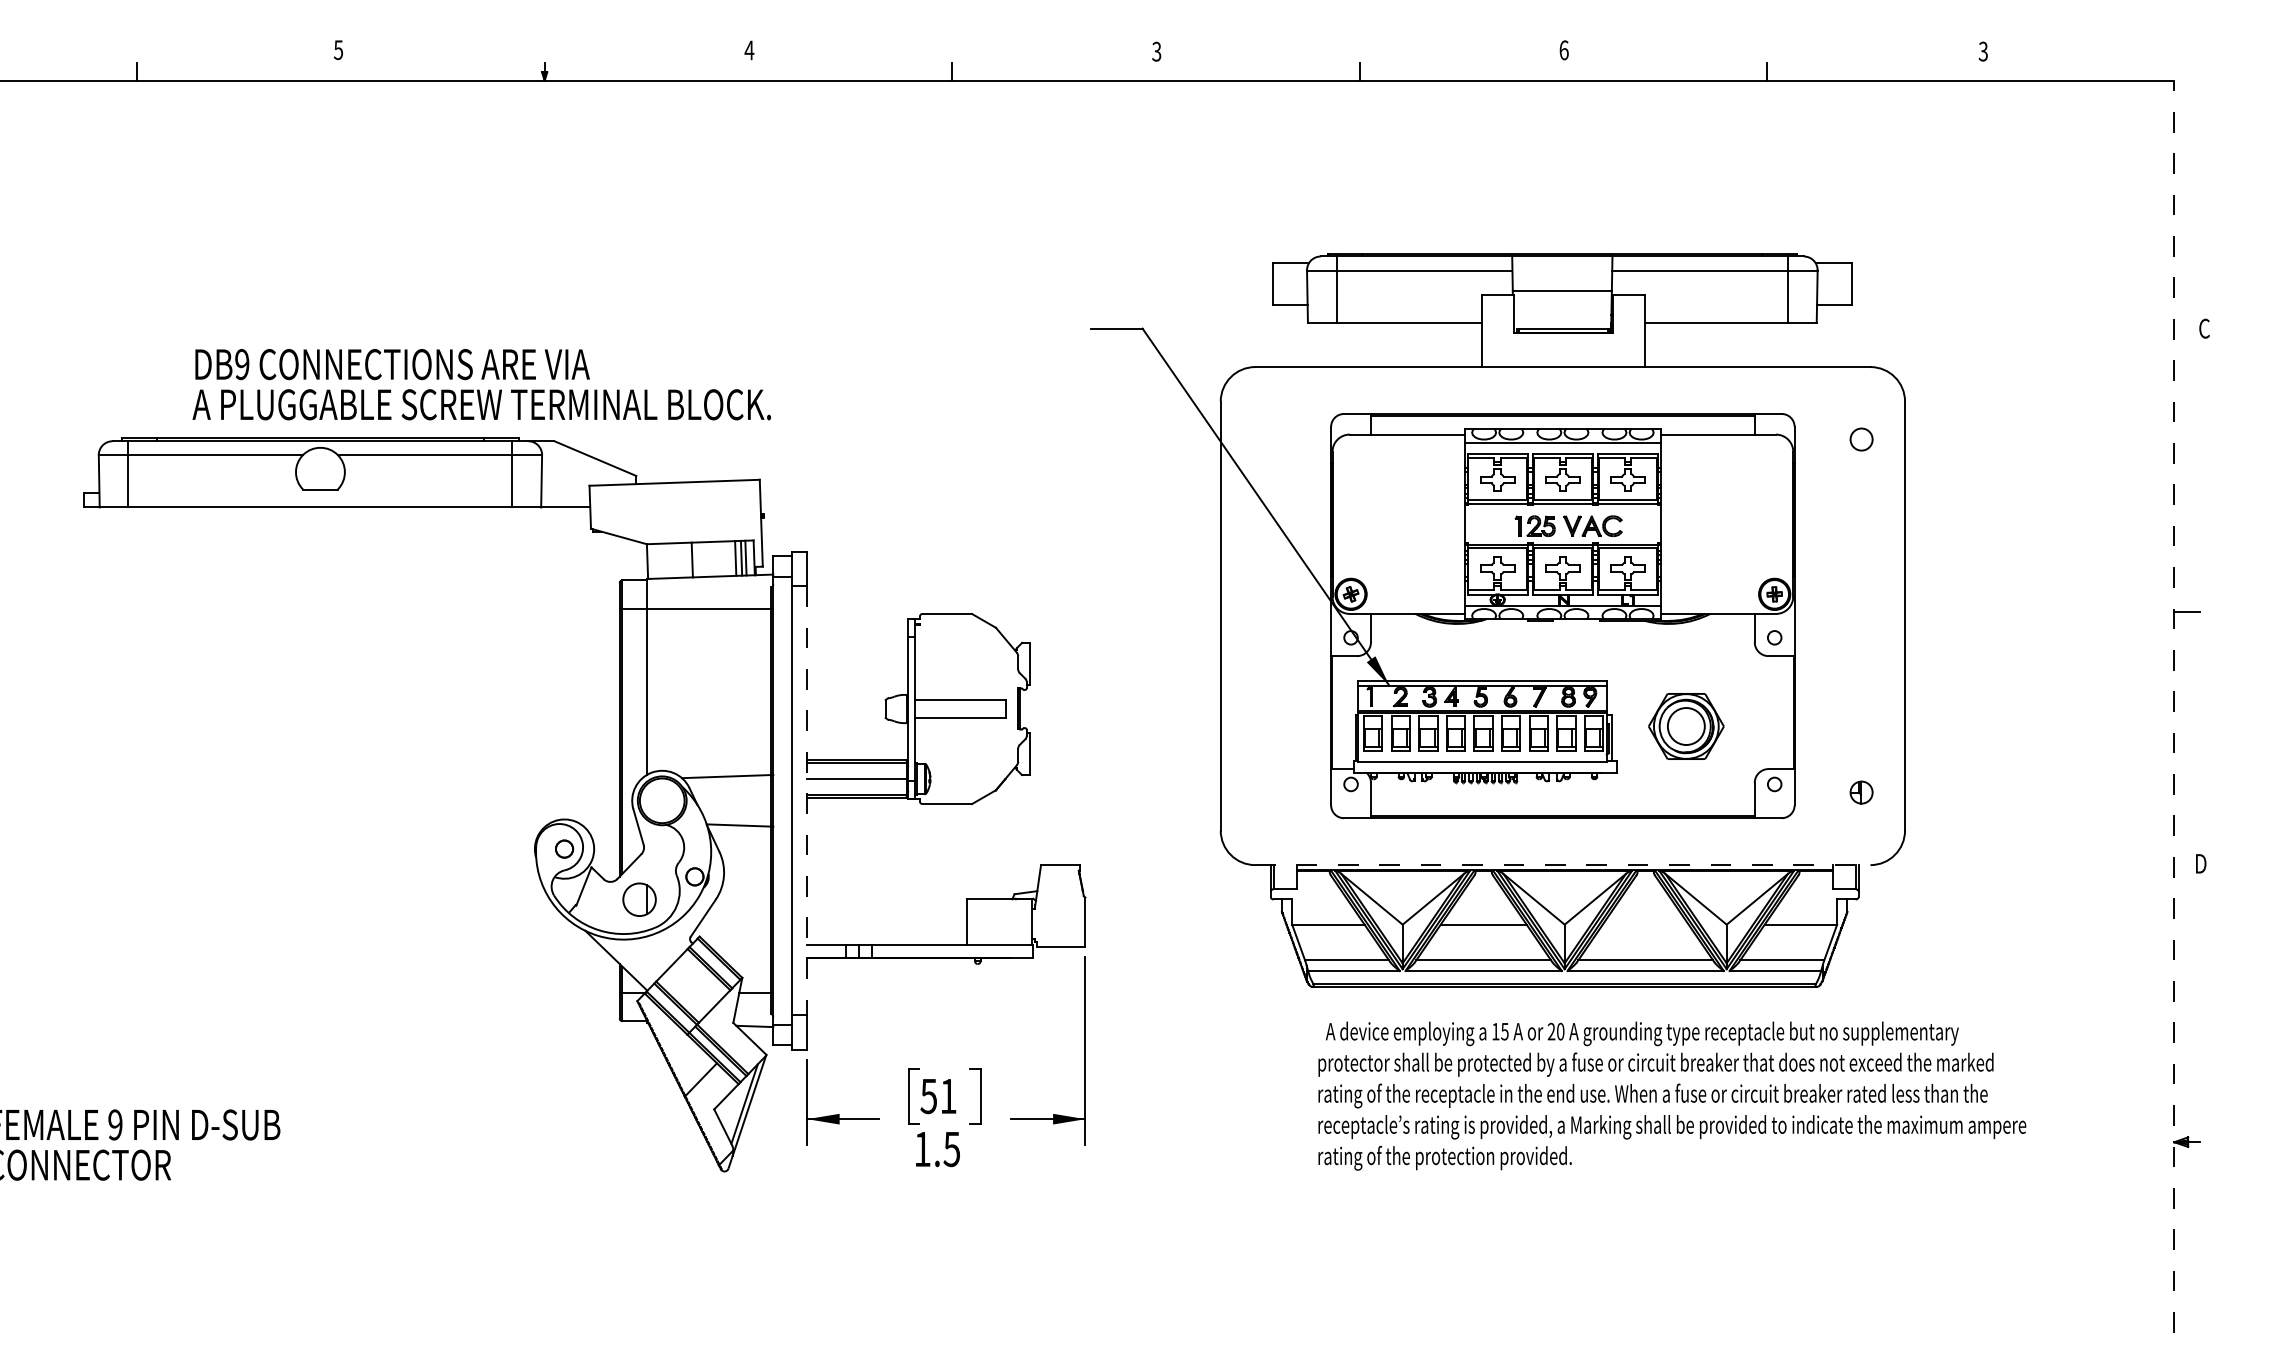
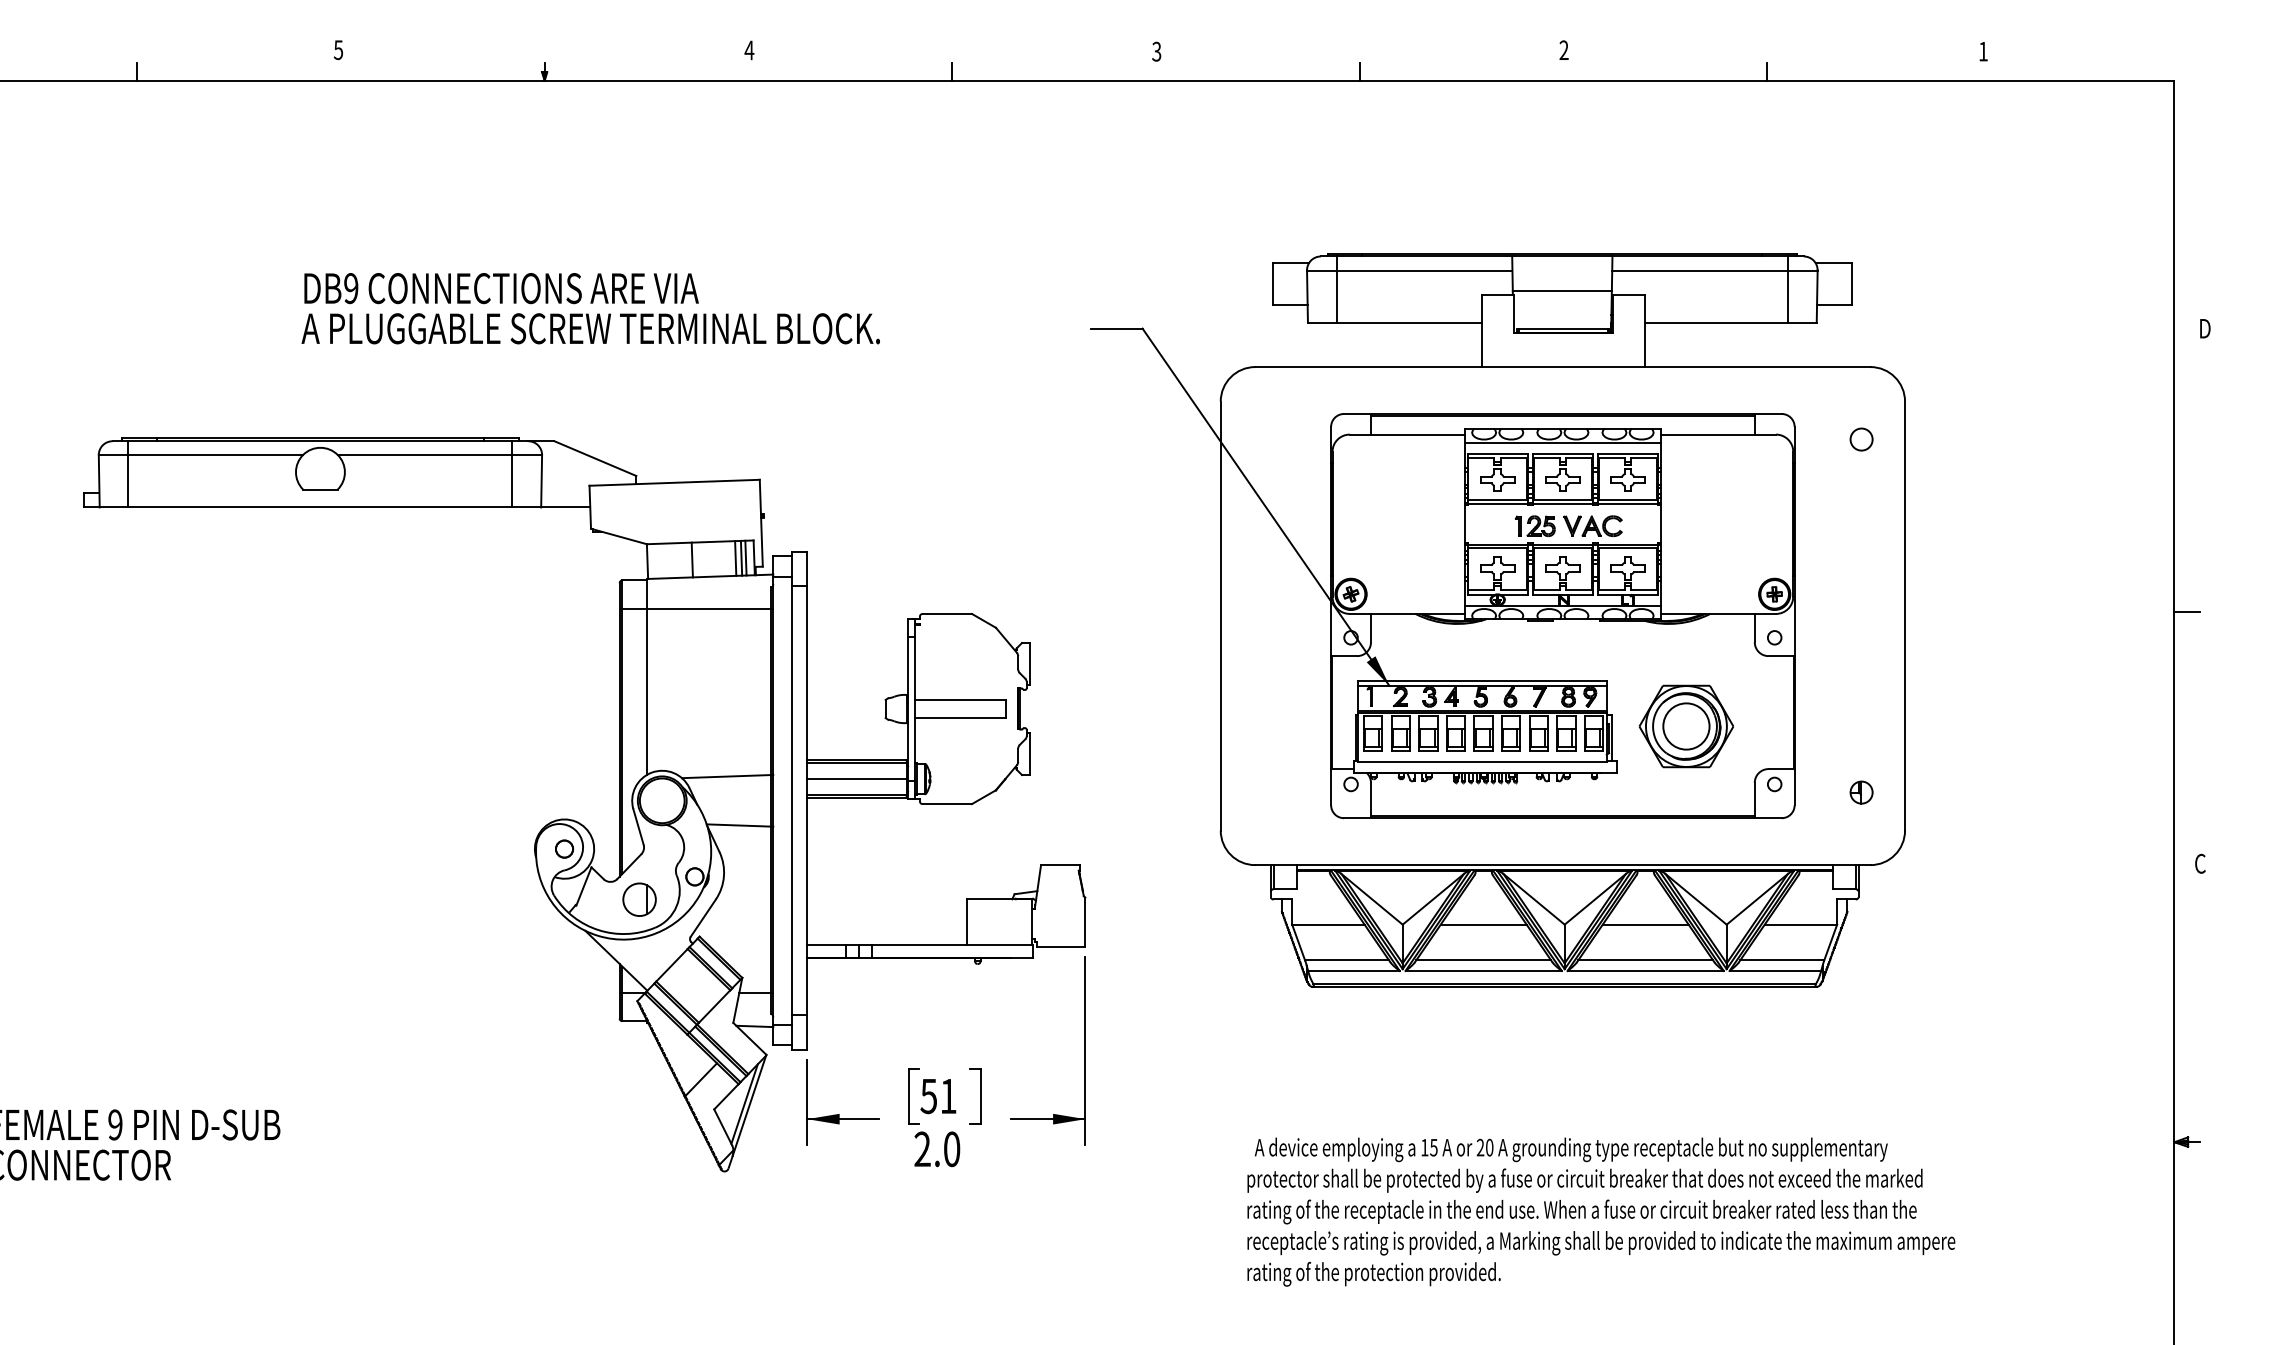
text: 6 -> 2 (1563, 50)
text: 3 -> 1 (1982, 51)
text: C -> D (2204, 328)
text position: (481, 384) -> (590, 308) (590, 308)
line: dashed -> solid (2174, 712)
part size: 77x67 px -> 96x85 px (1685, 726)
line: dashed -> solid (807, 800)
text: D -> C (2200, 863)
line: dashed -> solid (1562, 865)
line: none -> present (1645, 924)
text position: (1672, 1095) -> (1601, 1211) (1601, 1211)
text: 1.5 -> 2.0 (937, 1149)
